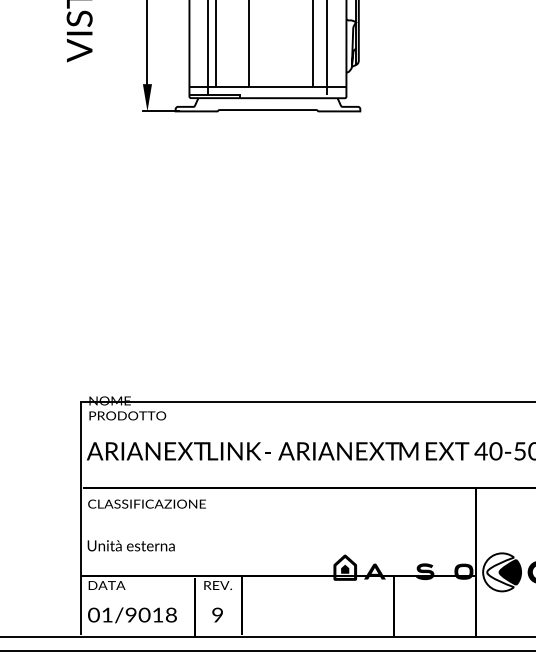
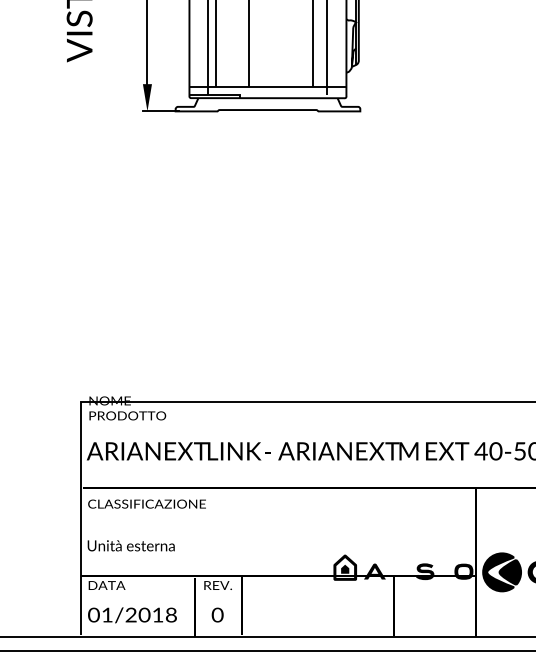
fill: none -> present (498, 572)
text: 01/9018 -> 01/2018 (130, 615)
text: 9 -> 0 (217, 615)
